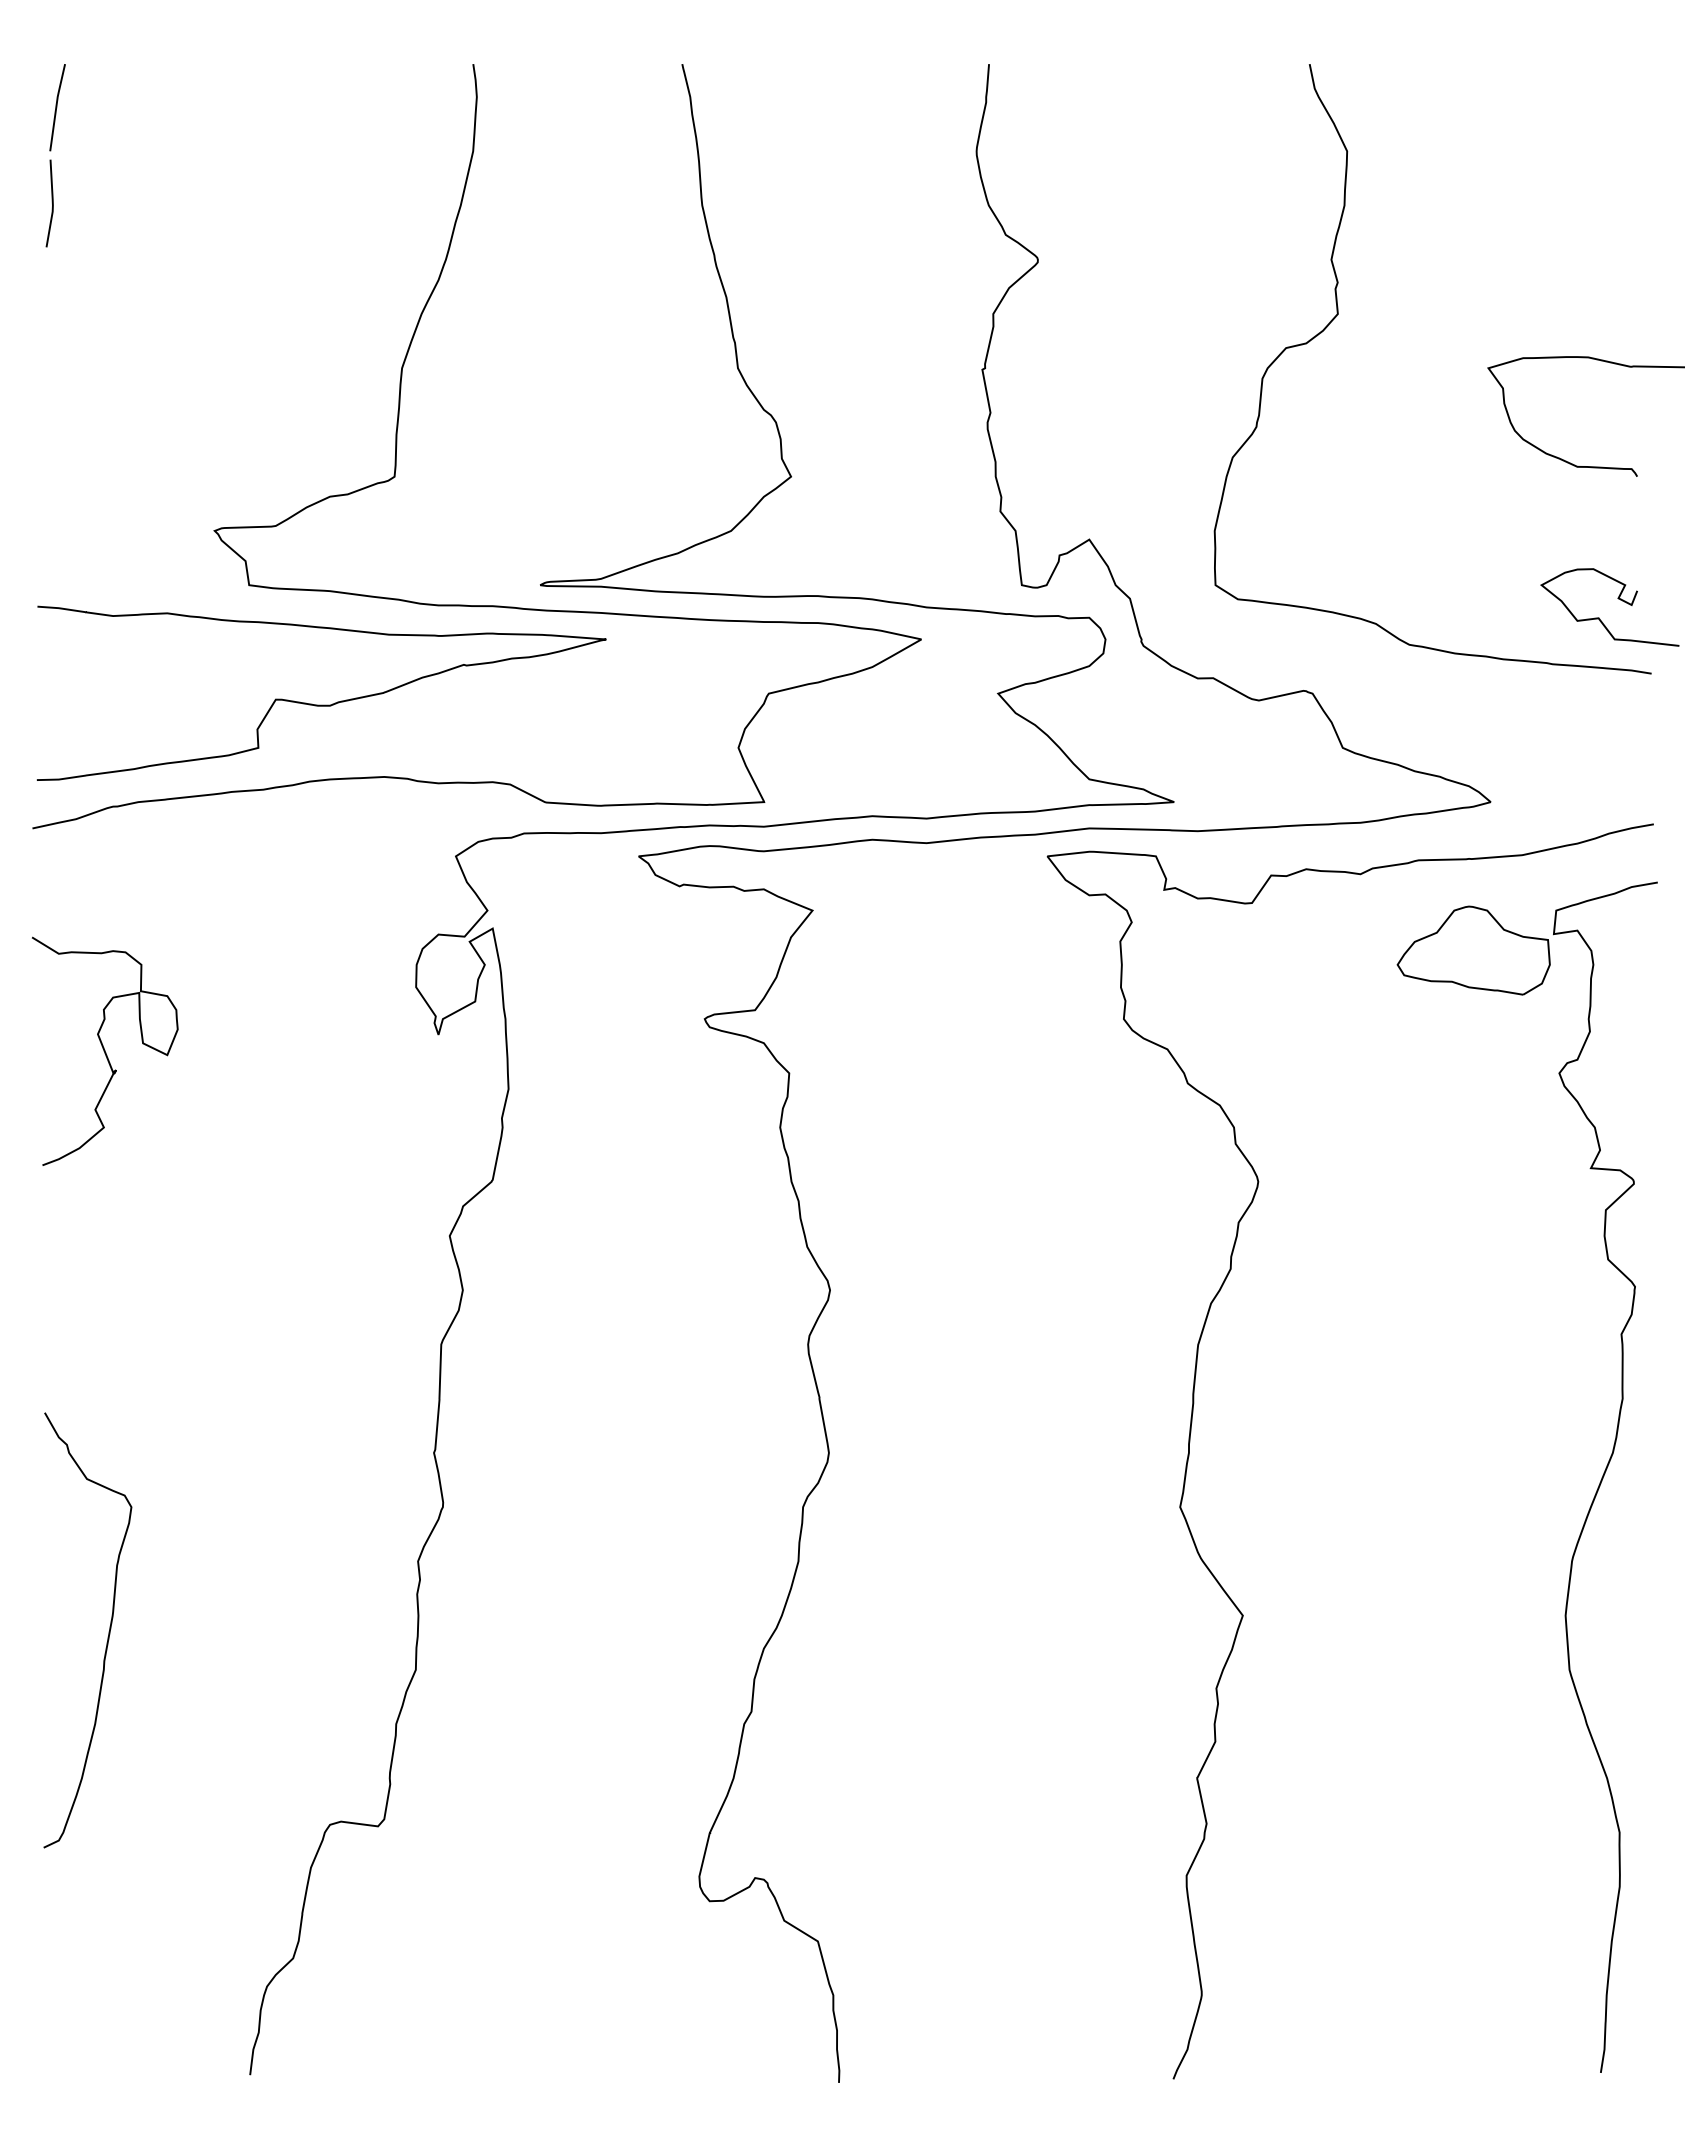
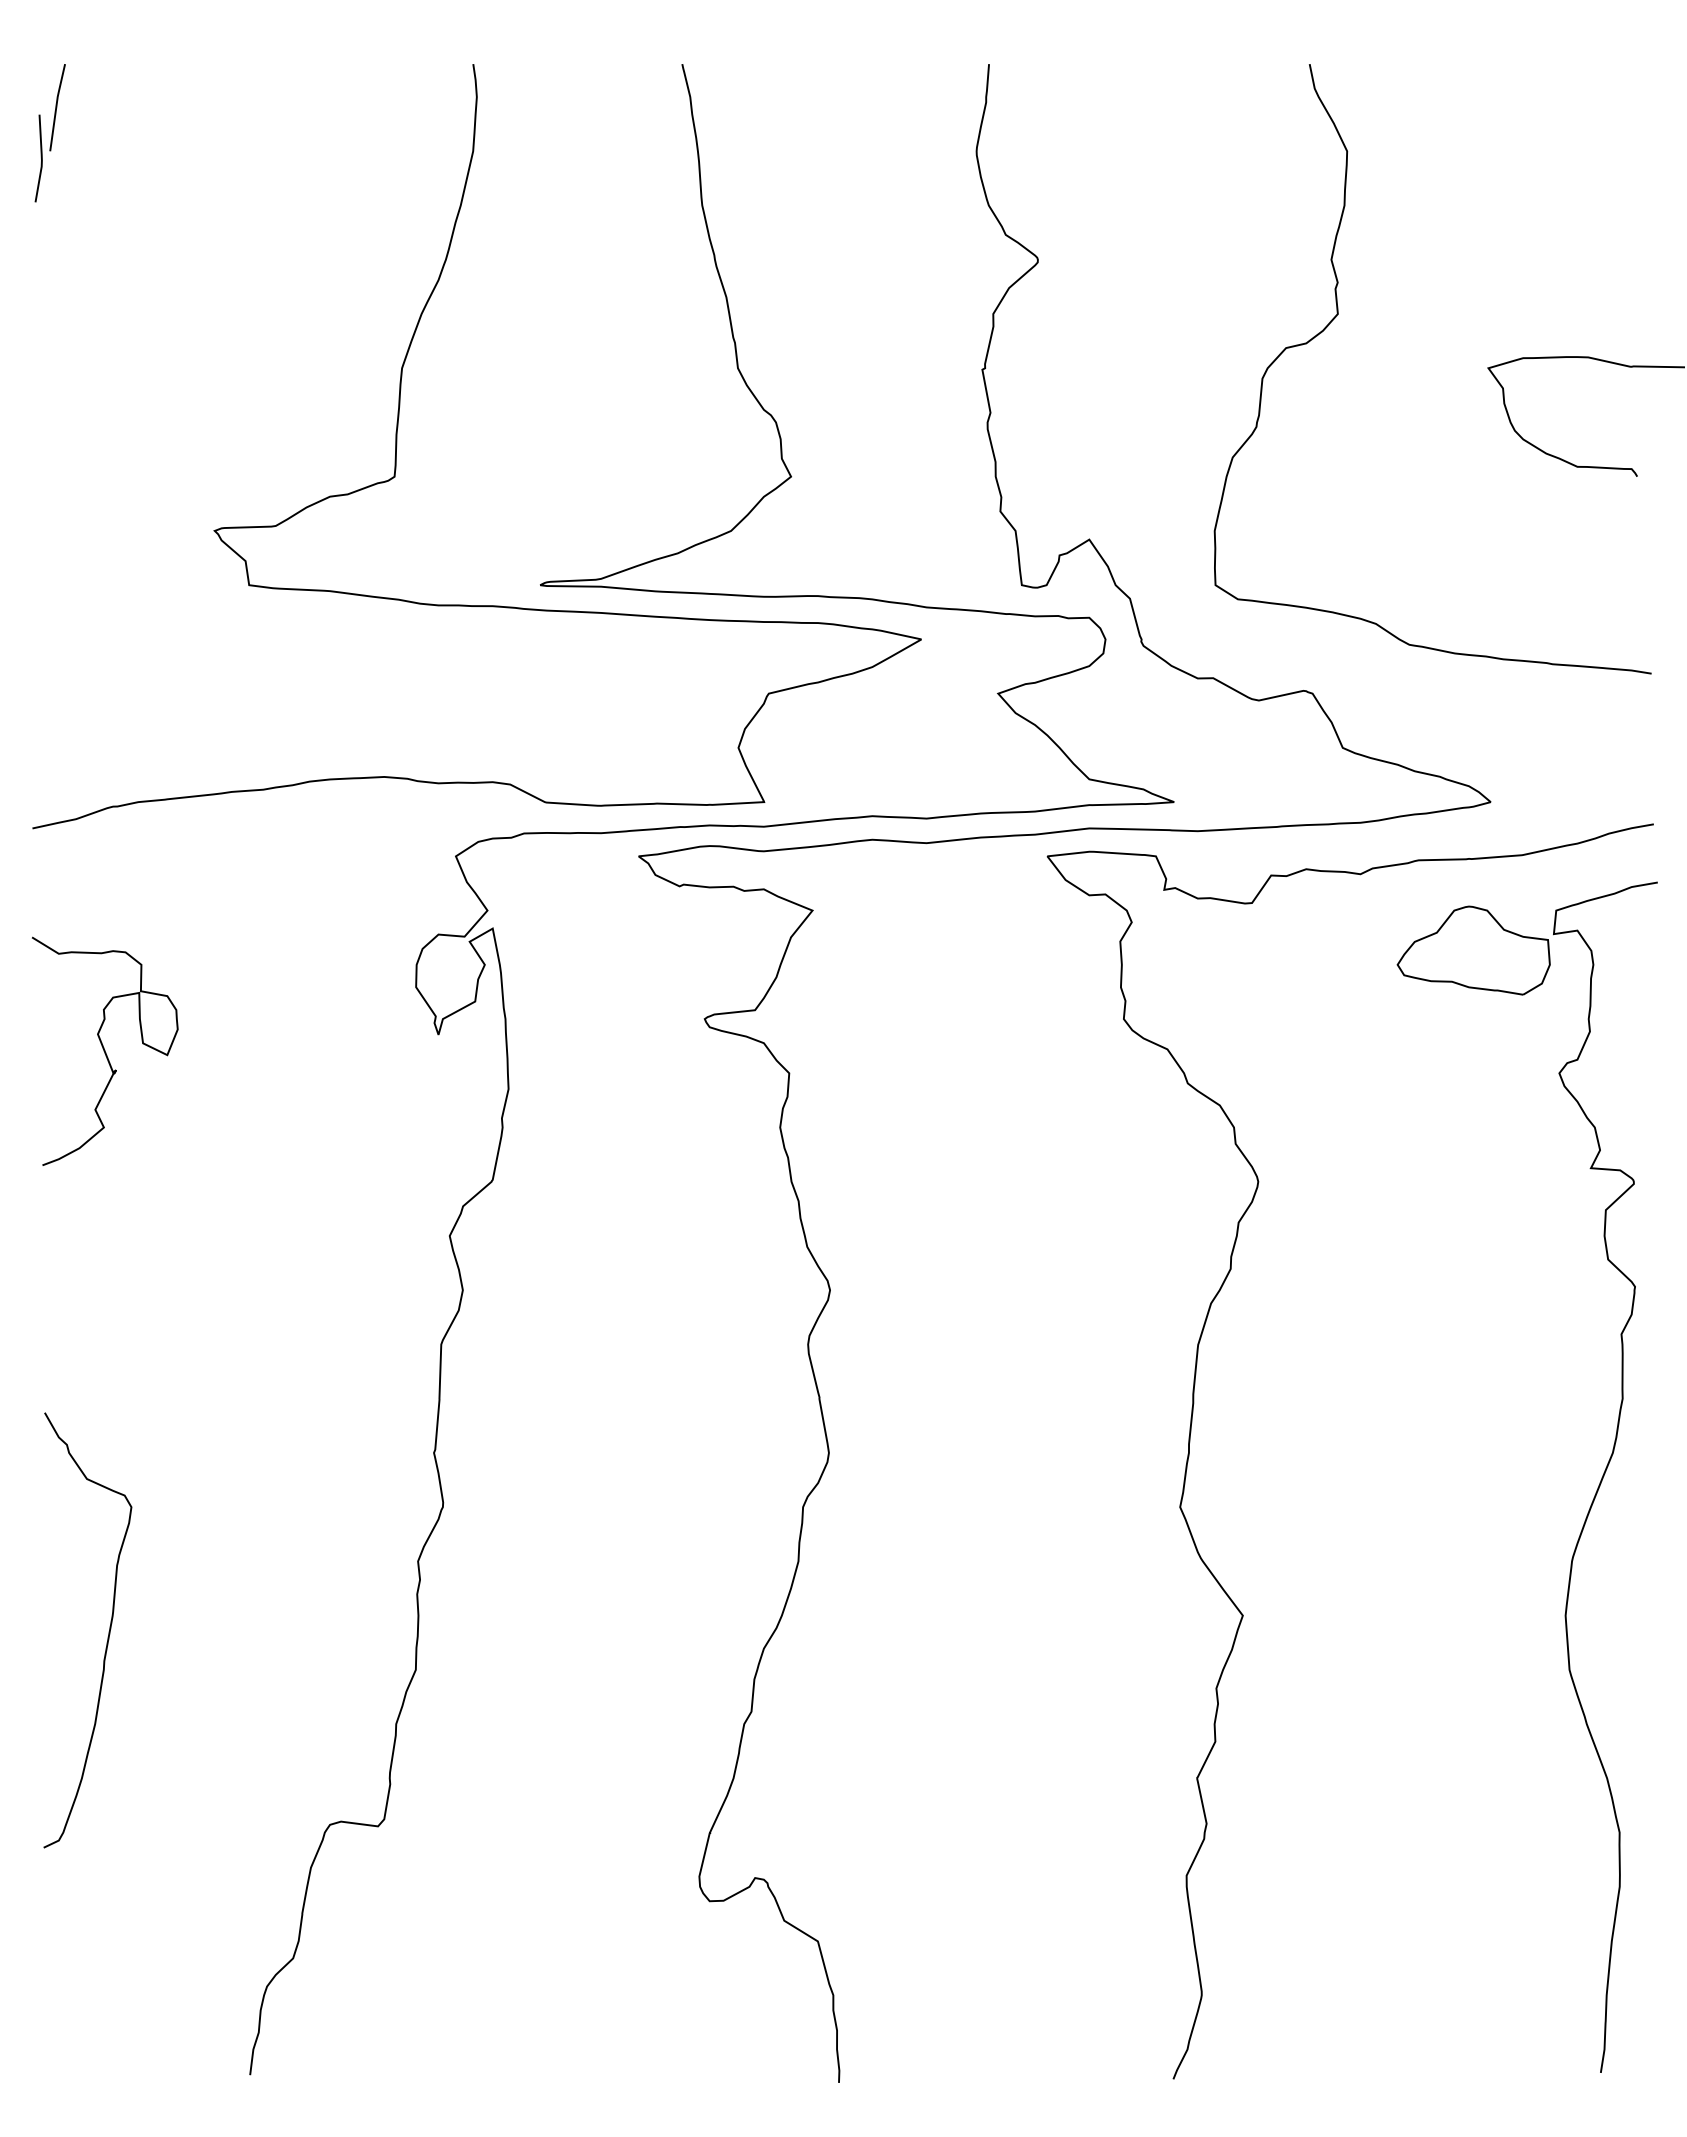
line position: (51, 202) -> (40, 157) (40, 157)
curve: present -> none (1617, 598)
curve: present -> none (321, 704)
